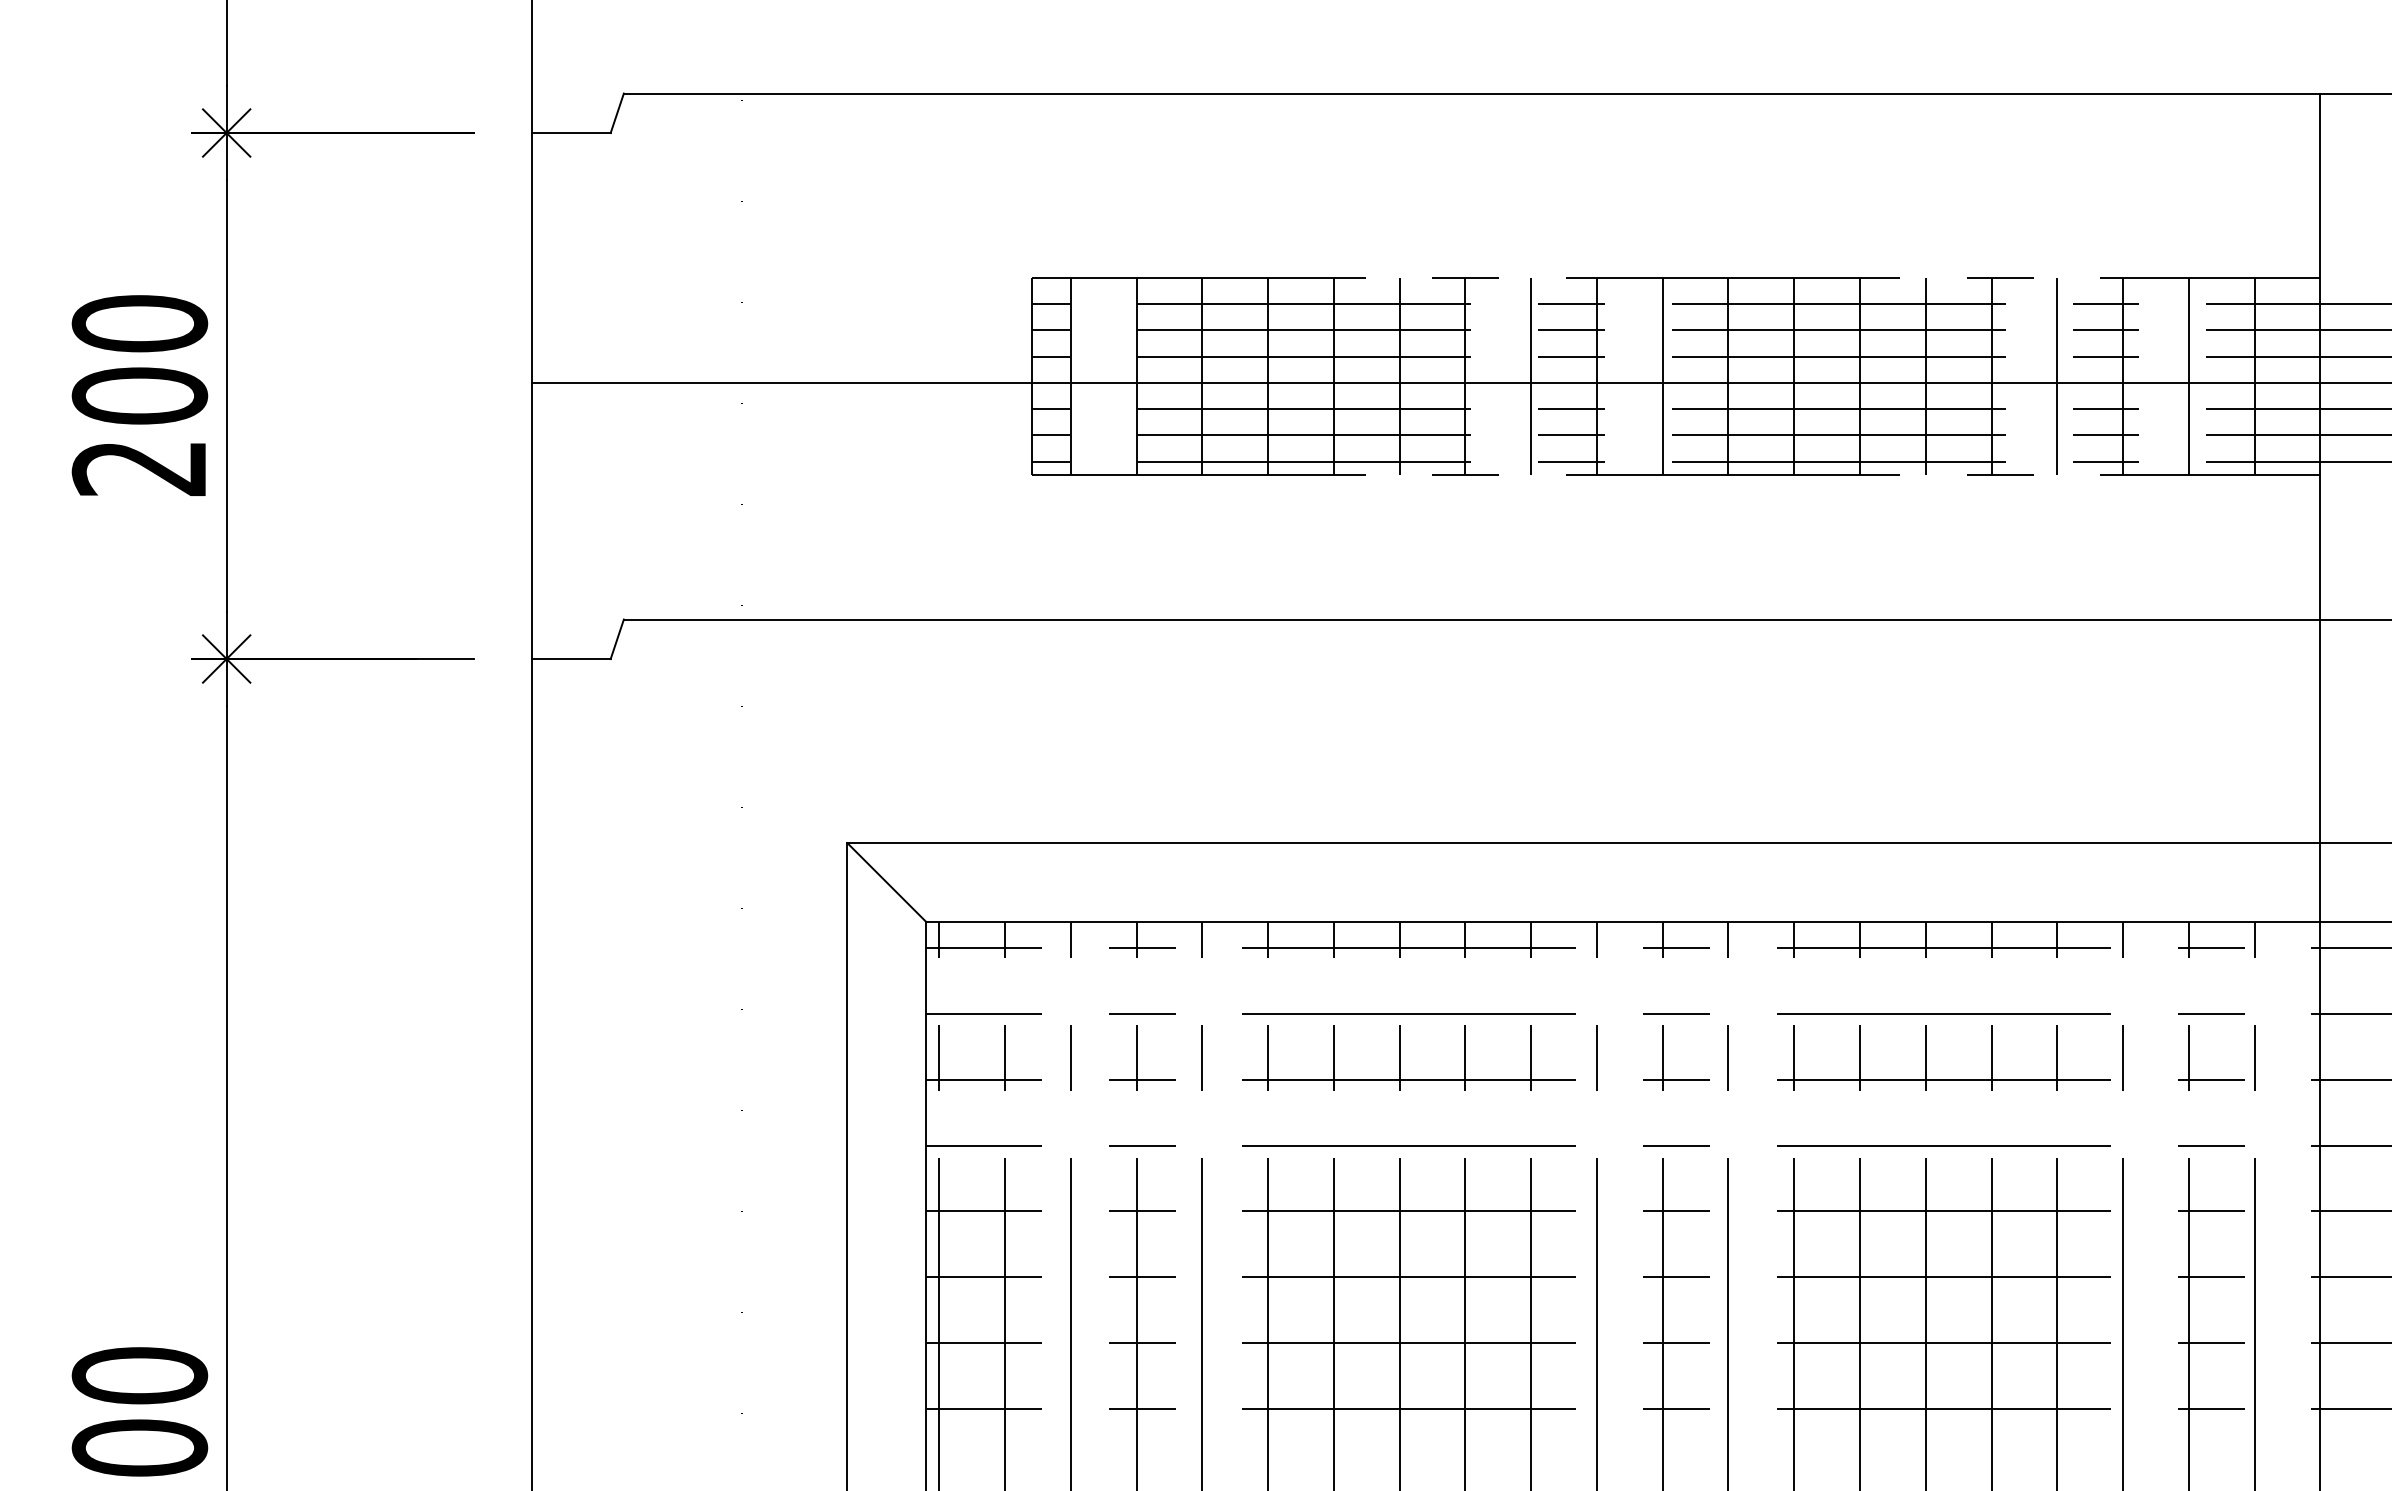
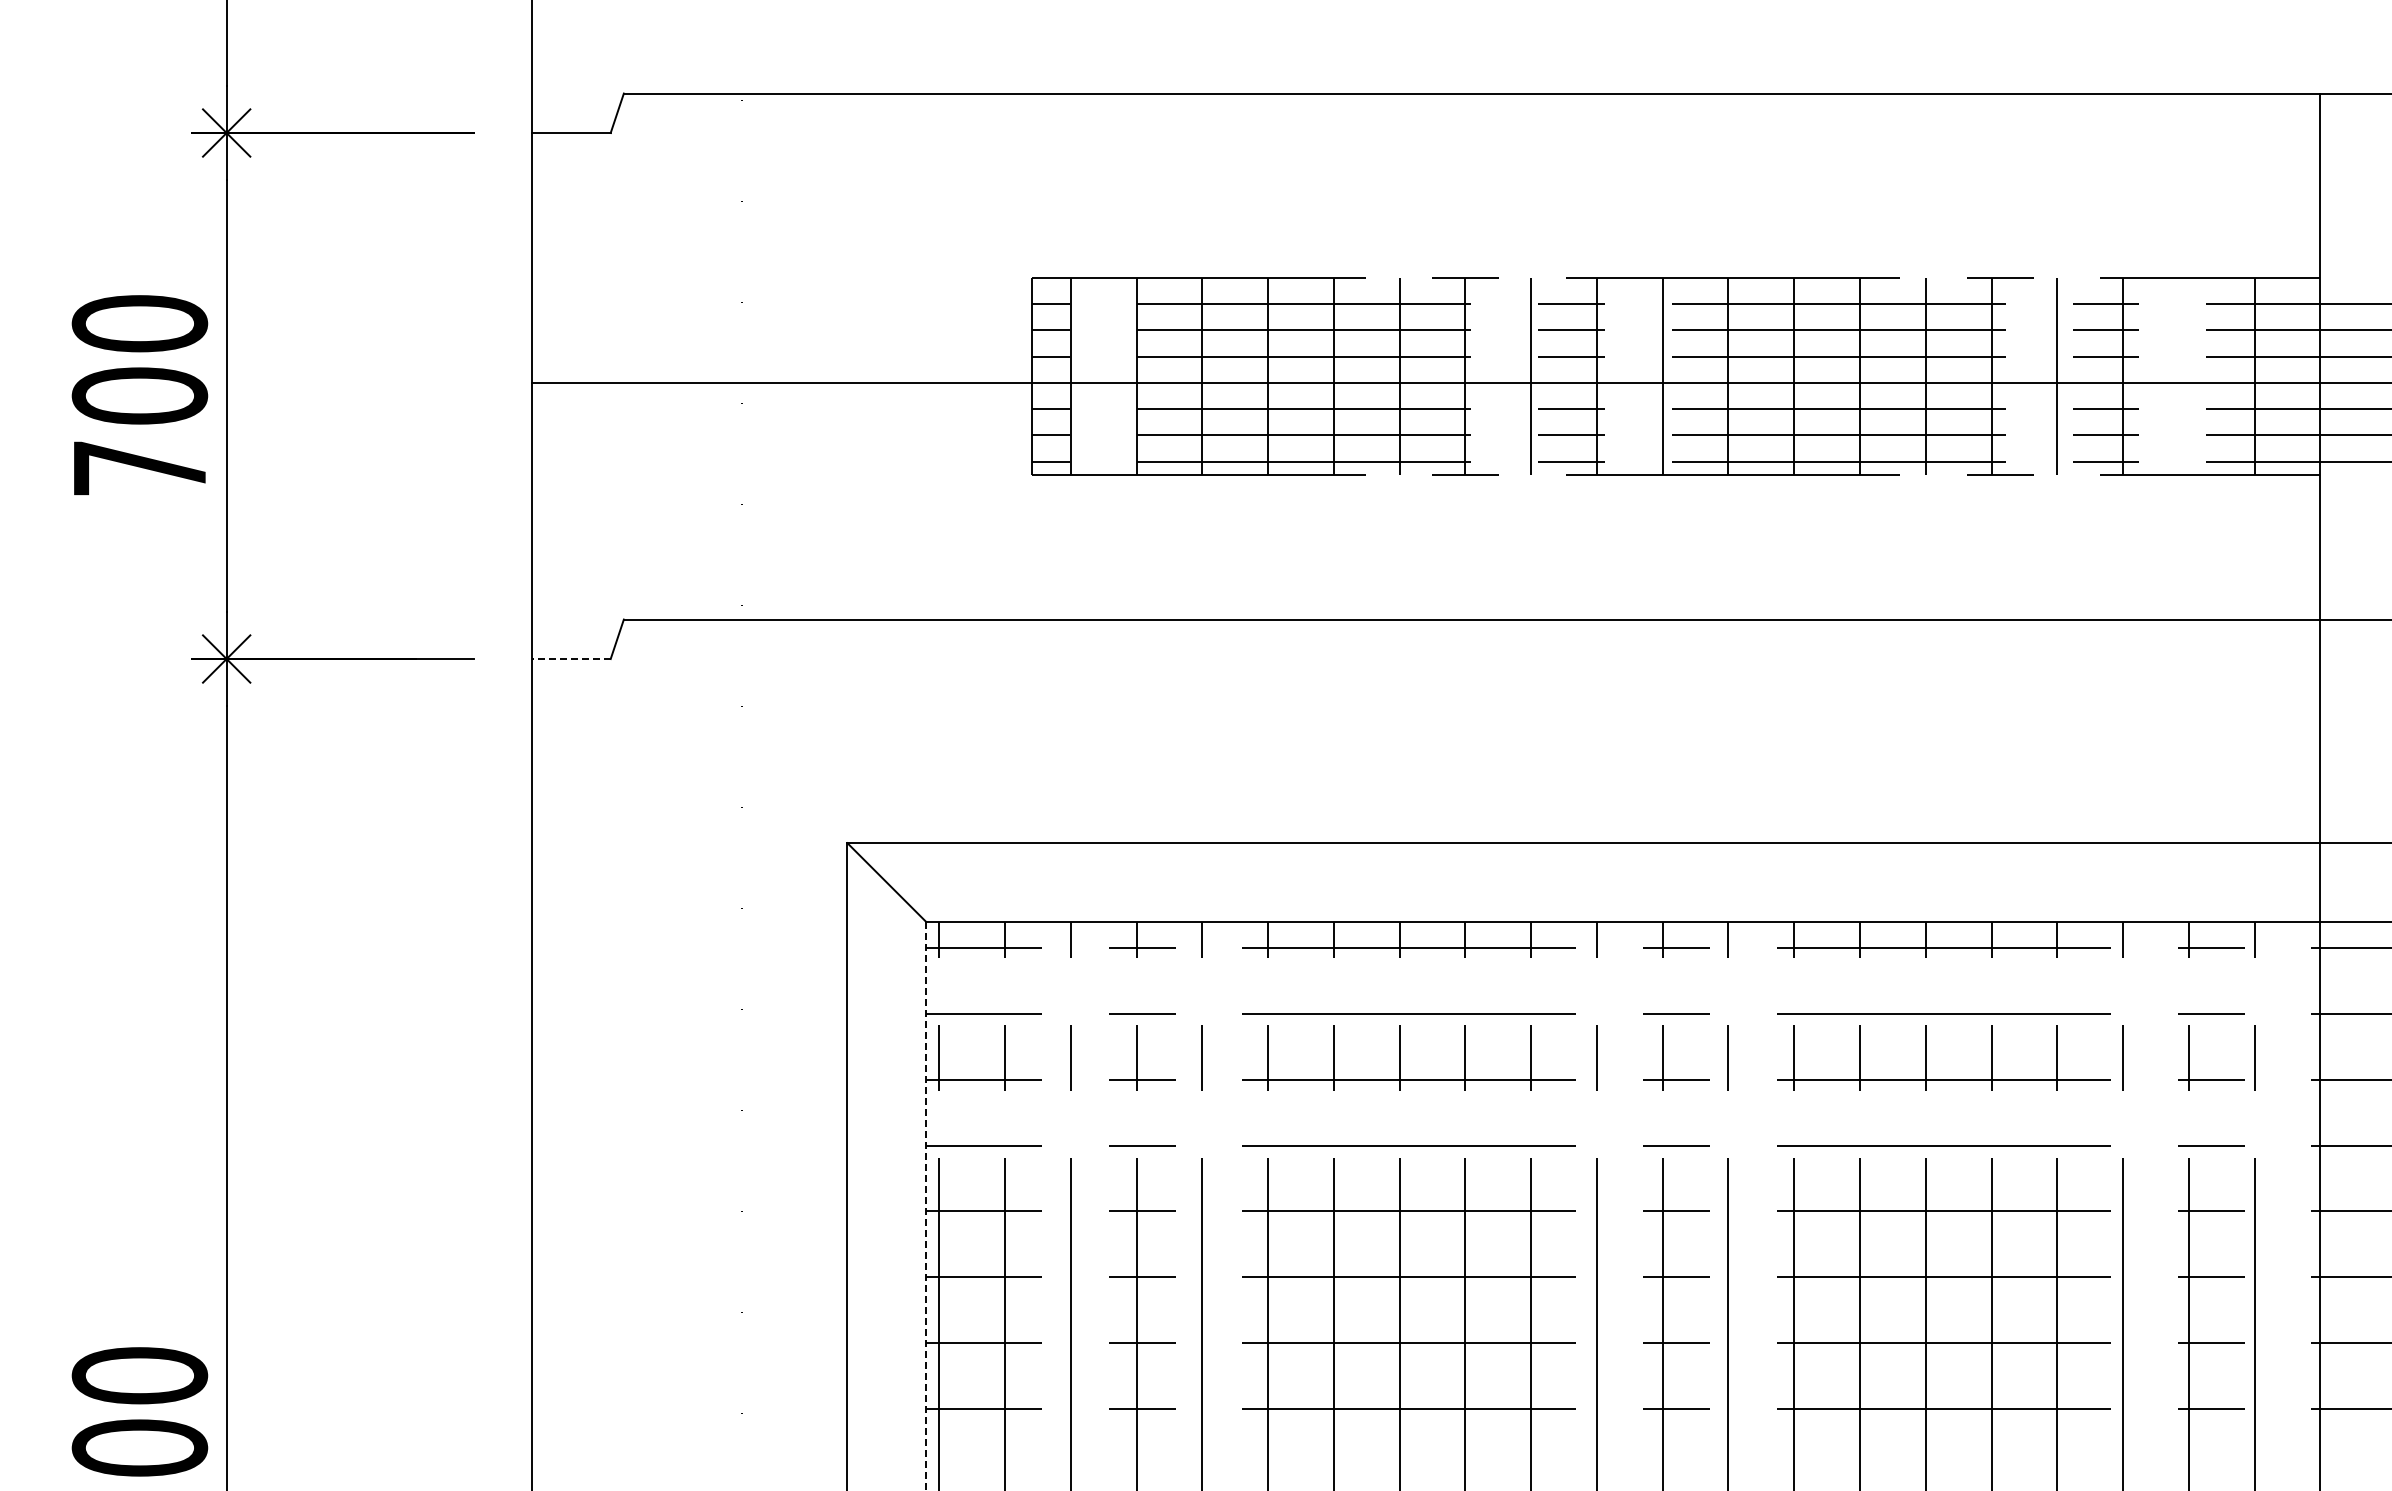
line: present -> none (2188, 375)
text: 200 -> 700 (138, 468)
line: solid -> dashed (570, 659)
line: solid -> dashed (926, 1206)
